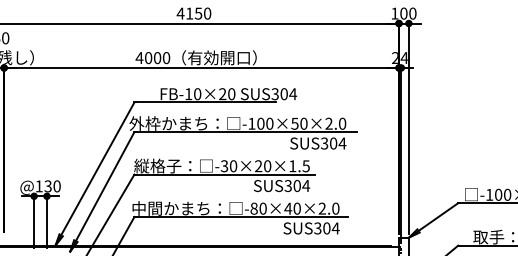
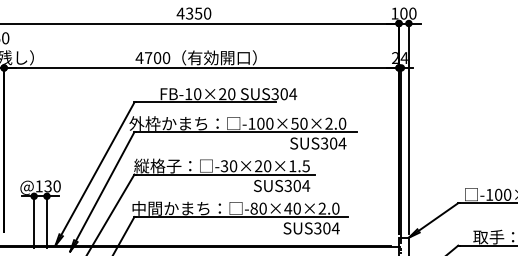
text: 4150 -> 4350 (189, 13)
text: 4000 -> 4700 (148, 58)
